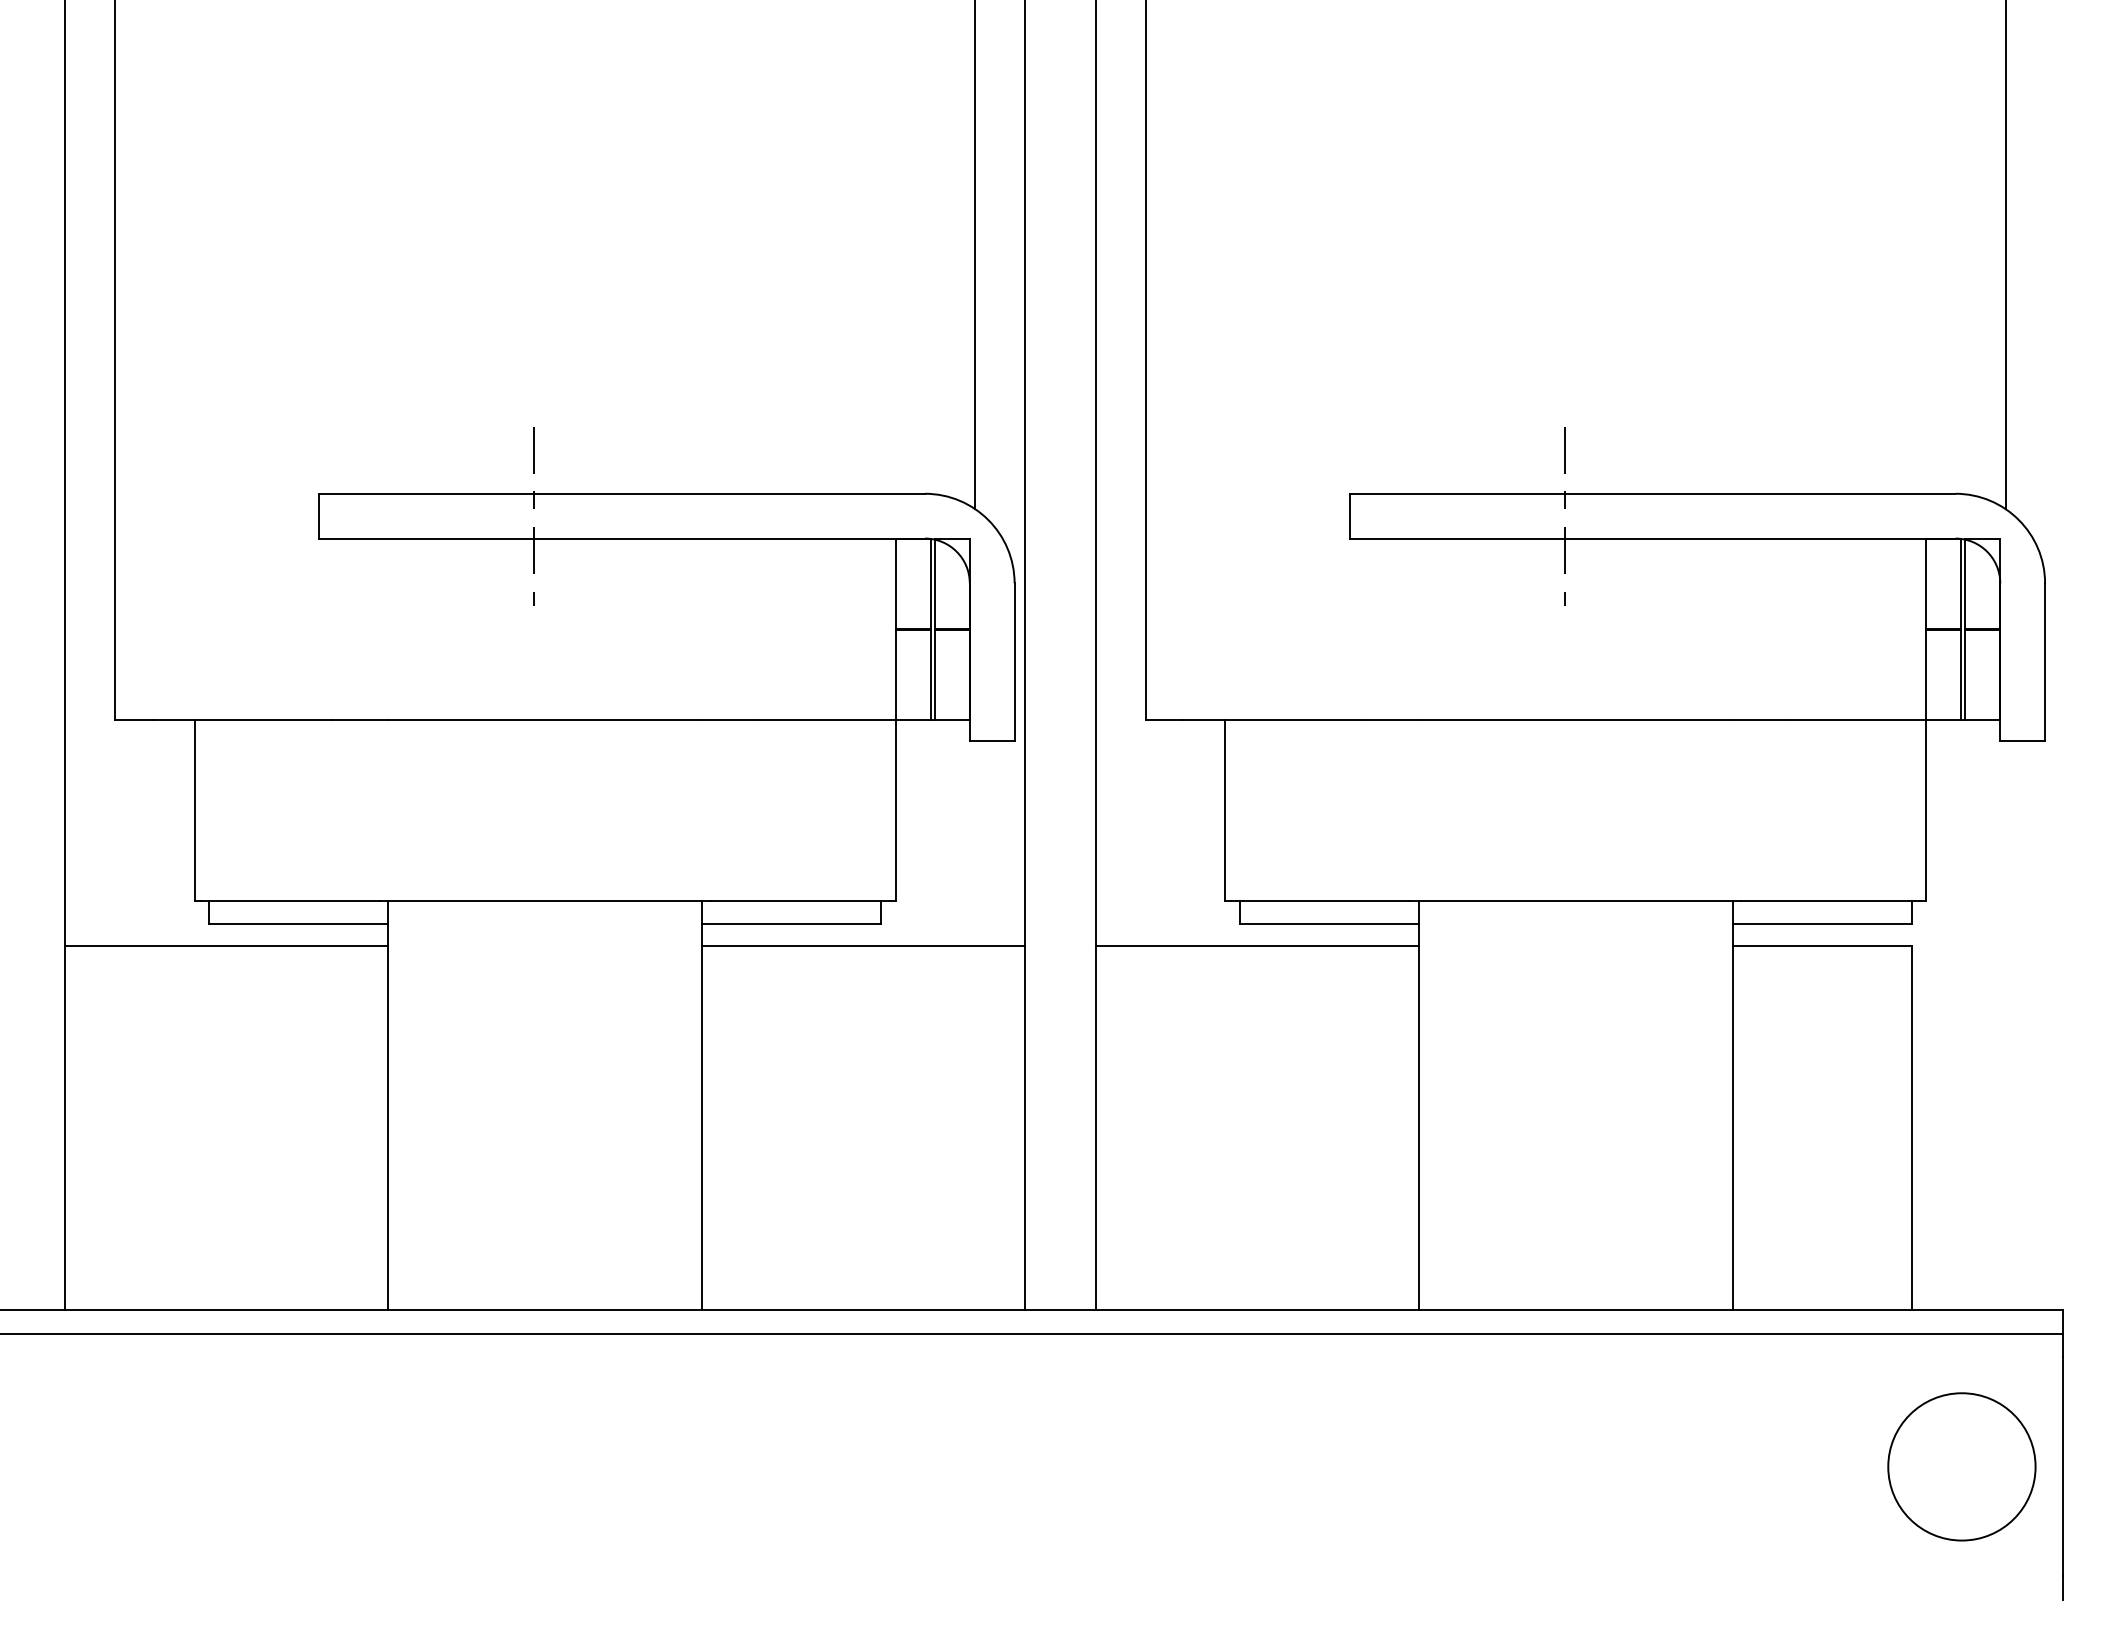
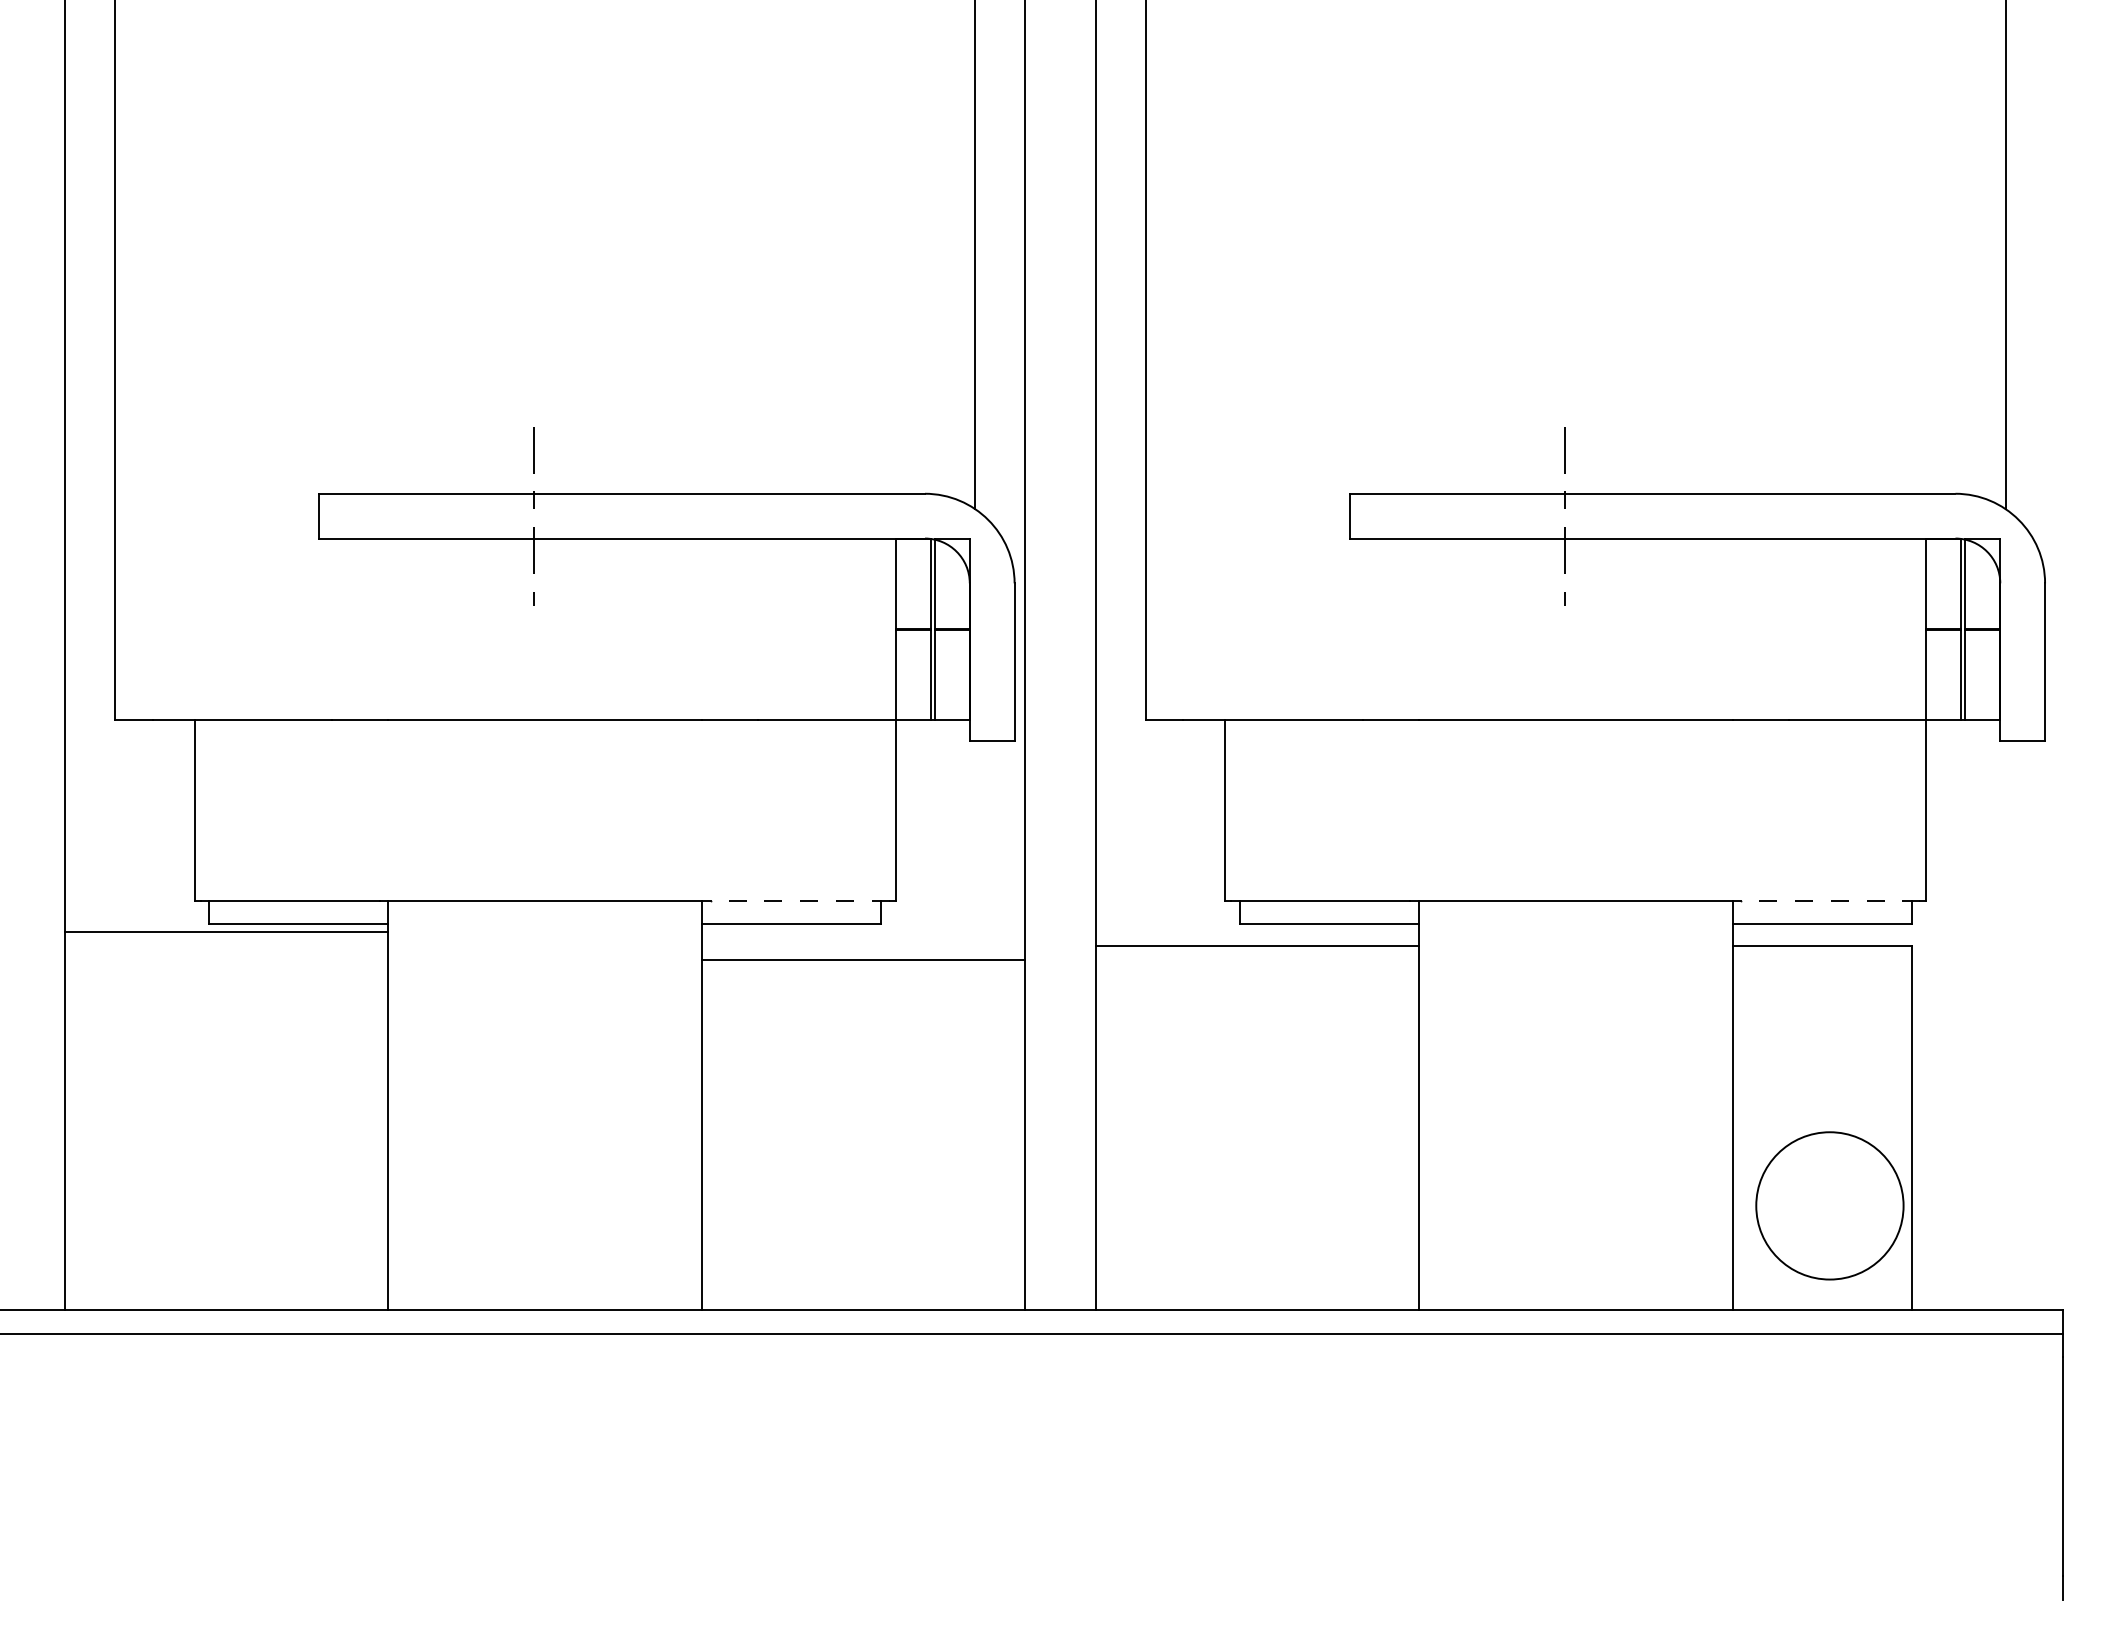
line: solid -> dashed (800, 901)
line: solid -> dashed (1830, 901)
line position: (226, 946) -> (226, 932) (226, 932)
line position: (863, 946) -> (863, 960) (863, 960)
circle position: (1961, 1466) -> (1829, 1205) (1829, 1205)
